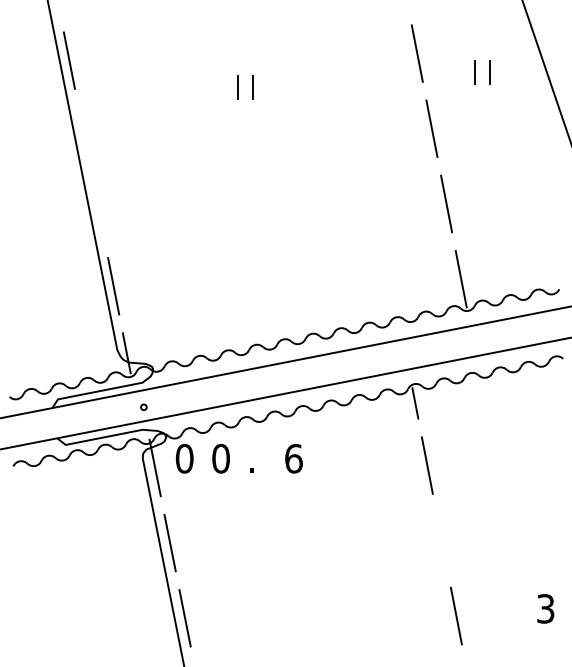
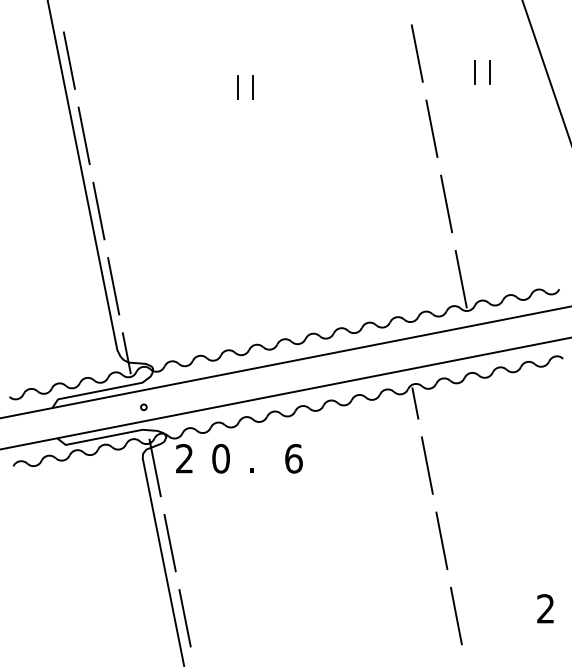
line: none -> present (83, 135)
line: none -> present (98, 210)
text: 0 -> 2 (184, 458)
line: none -> present (441, 540)
text: 3 -> 2 (545, 608)
